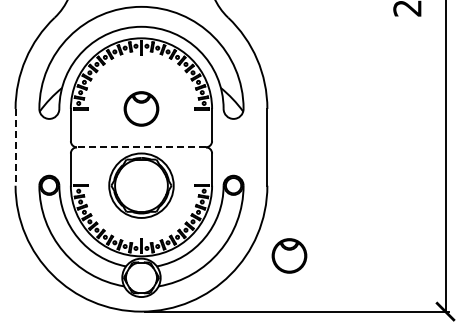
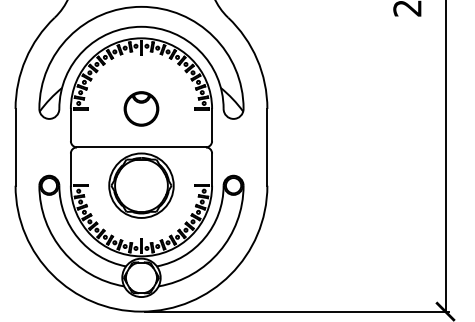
line: dashed -> solid (15, 147)
line: dashed -> solid (140, 147)
part: present -> none (289, 255)
